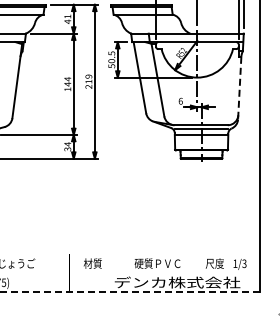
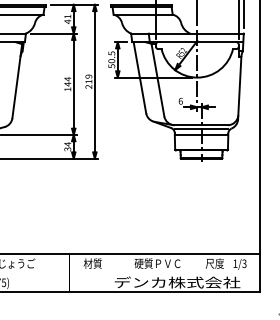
line: dashed -> solid (239, 88)
line: none -> present (131, 254)
line: dashed -> solid (130, 292)
